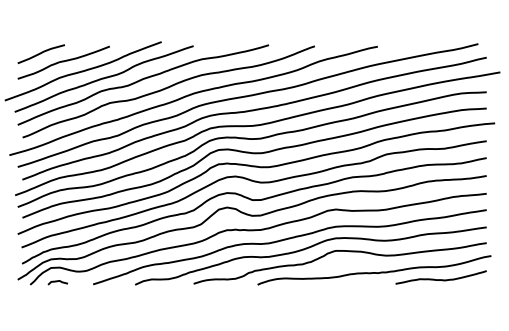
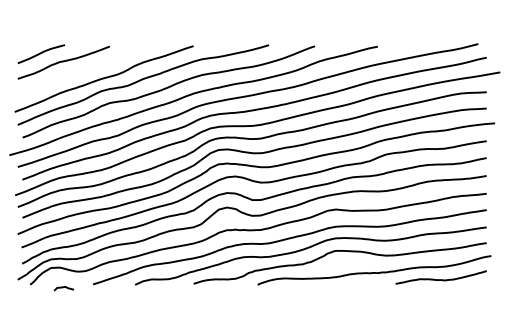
curve: present -> none (82, 71)
curve position: (57, 282) -> (63, 288) (63, 288)
